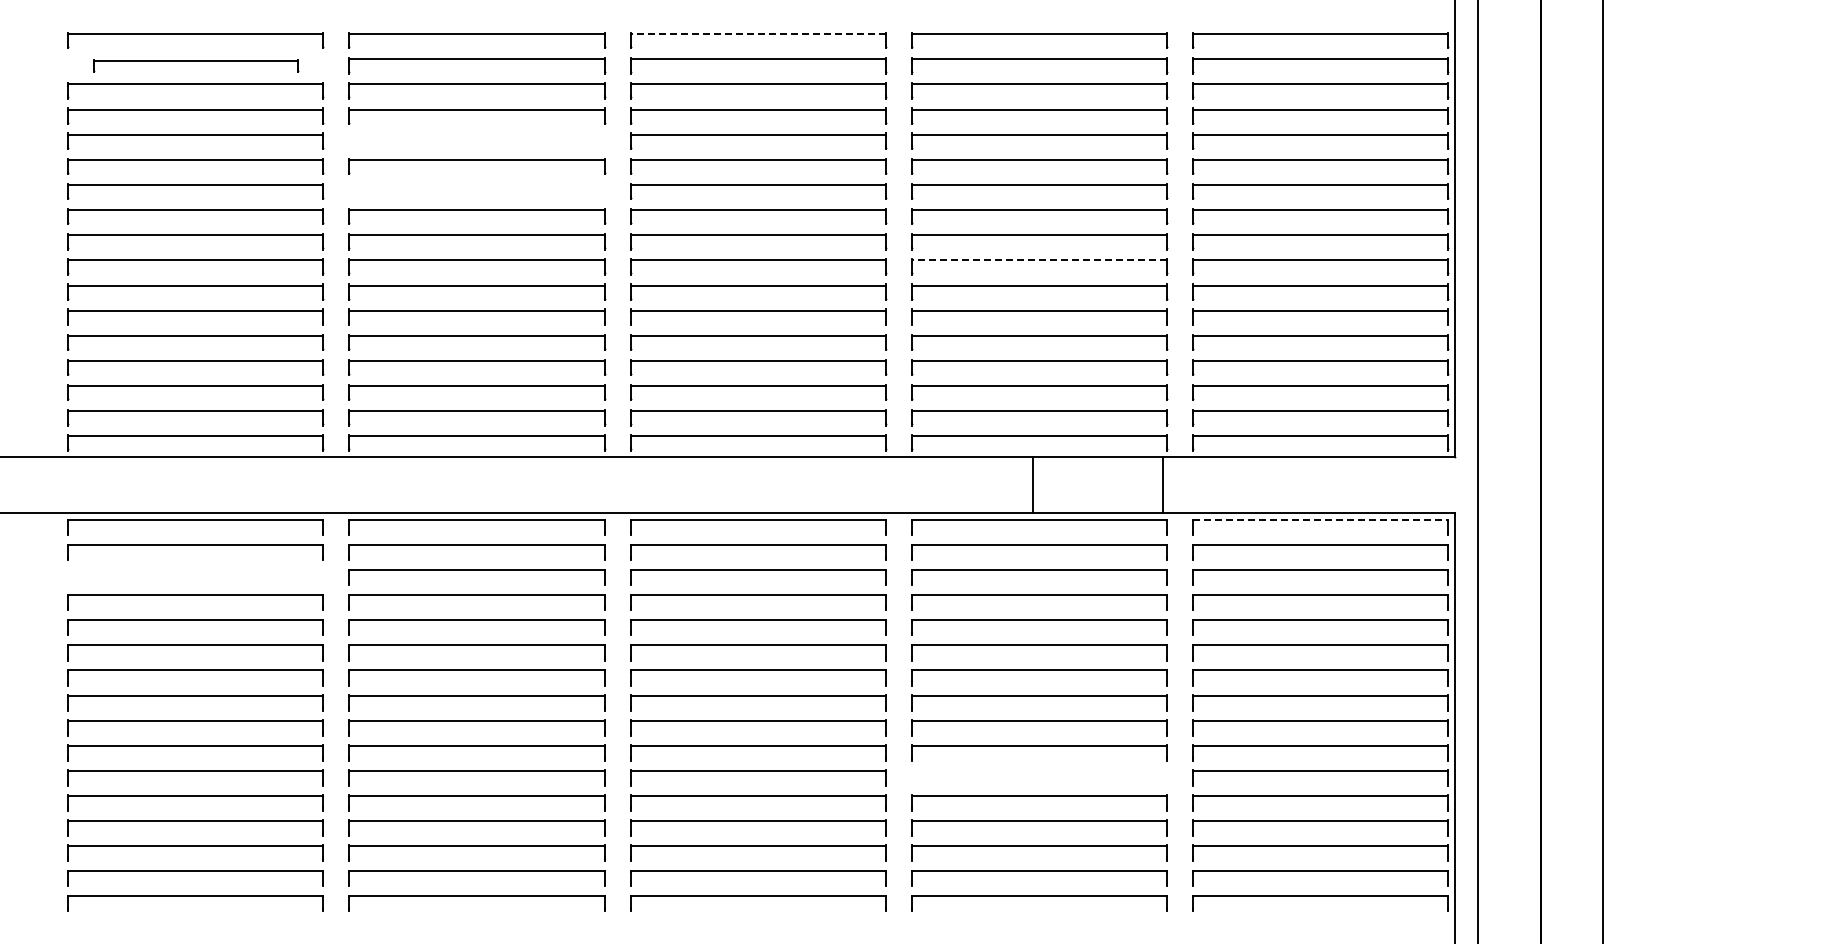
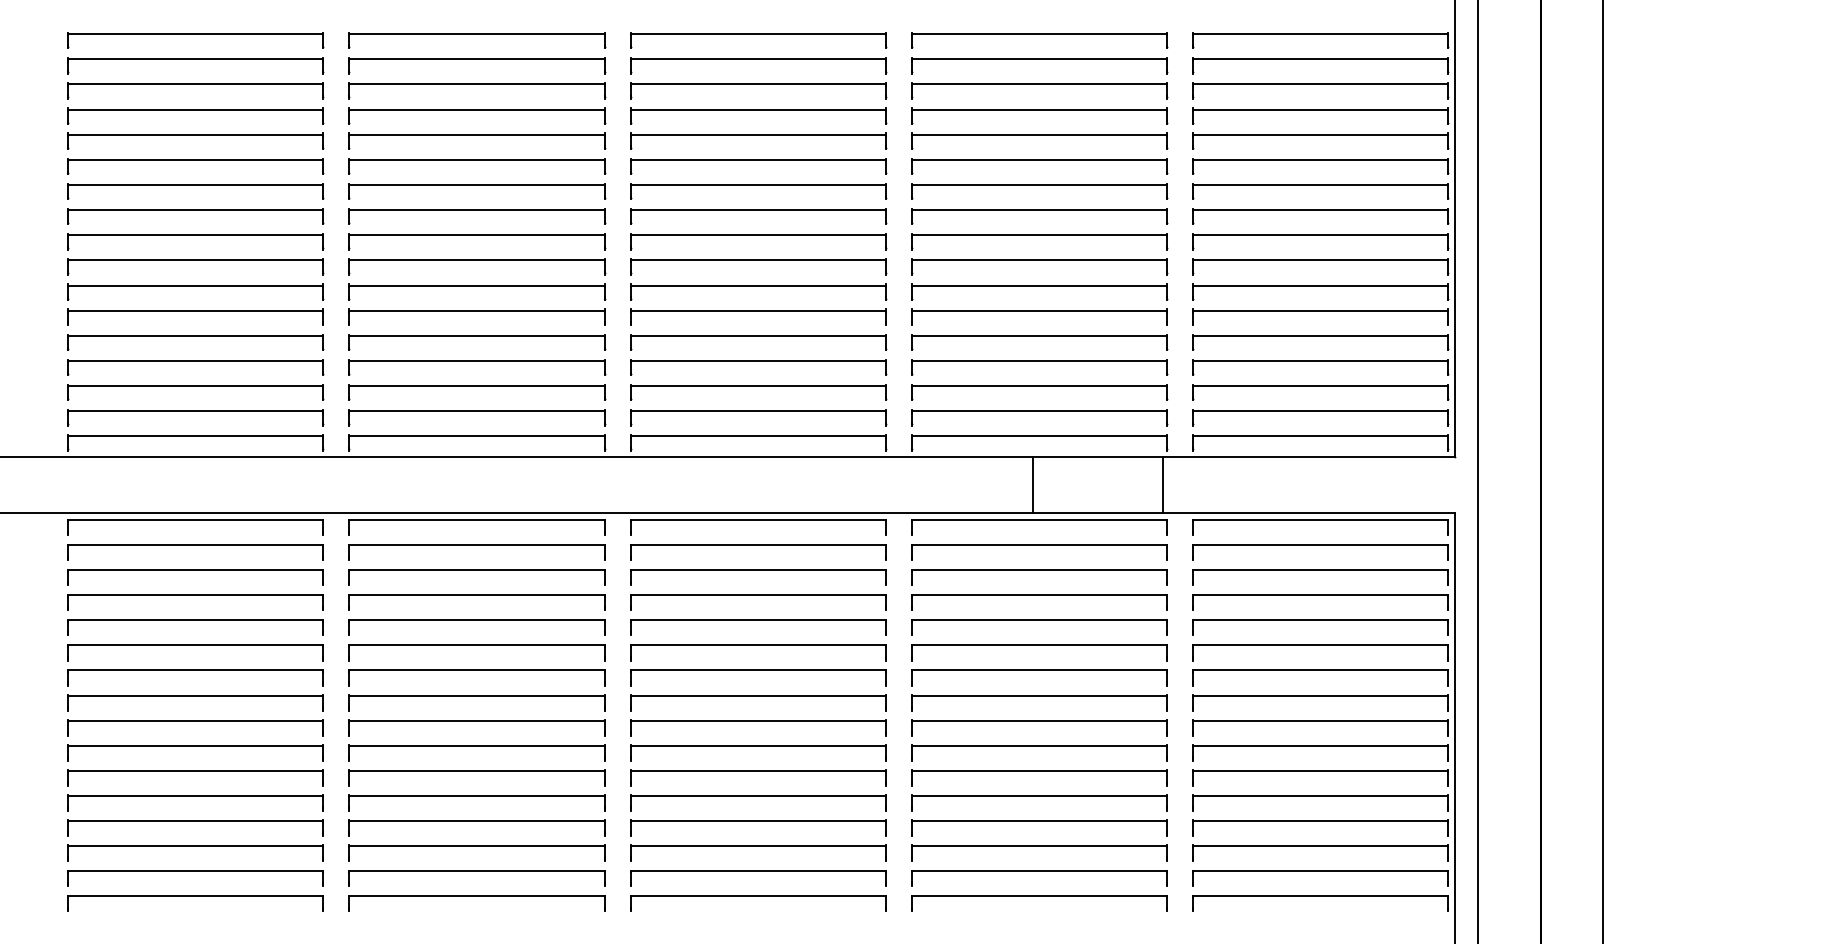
line: dashed -> solid (758, 34)
part size: 207x14 px -> 258x18 px (195, 65)
part: none -> present (477, 140)
part: none -> present (477, 191)
line: dashed -> solid (1039, 260)
line: dashed -> solid (1320, 520)
part: none -> present (195, 570)
part: none -> present (1039, 777)
